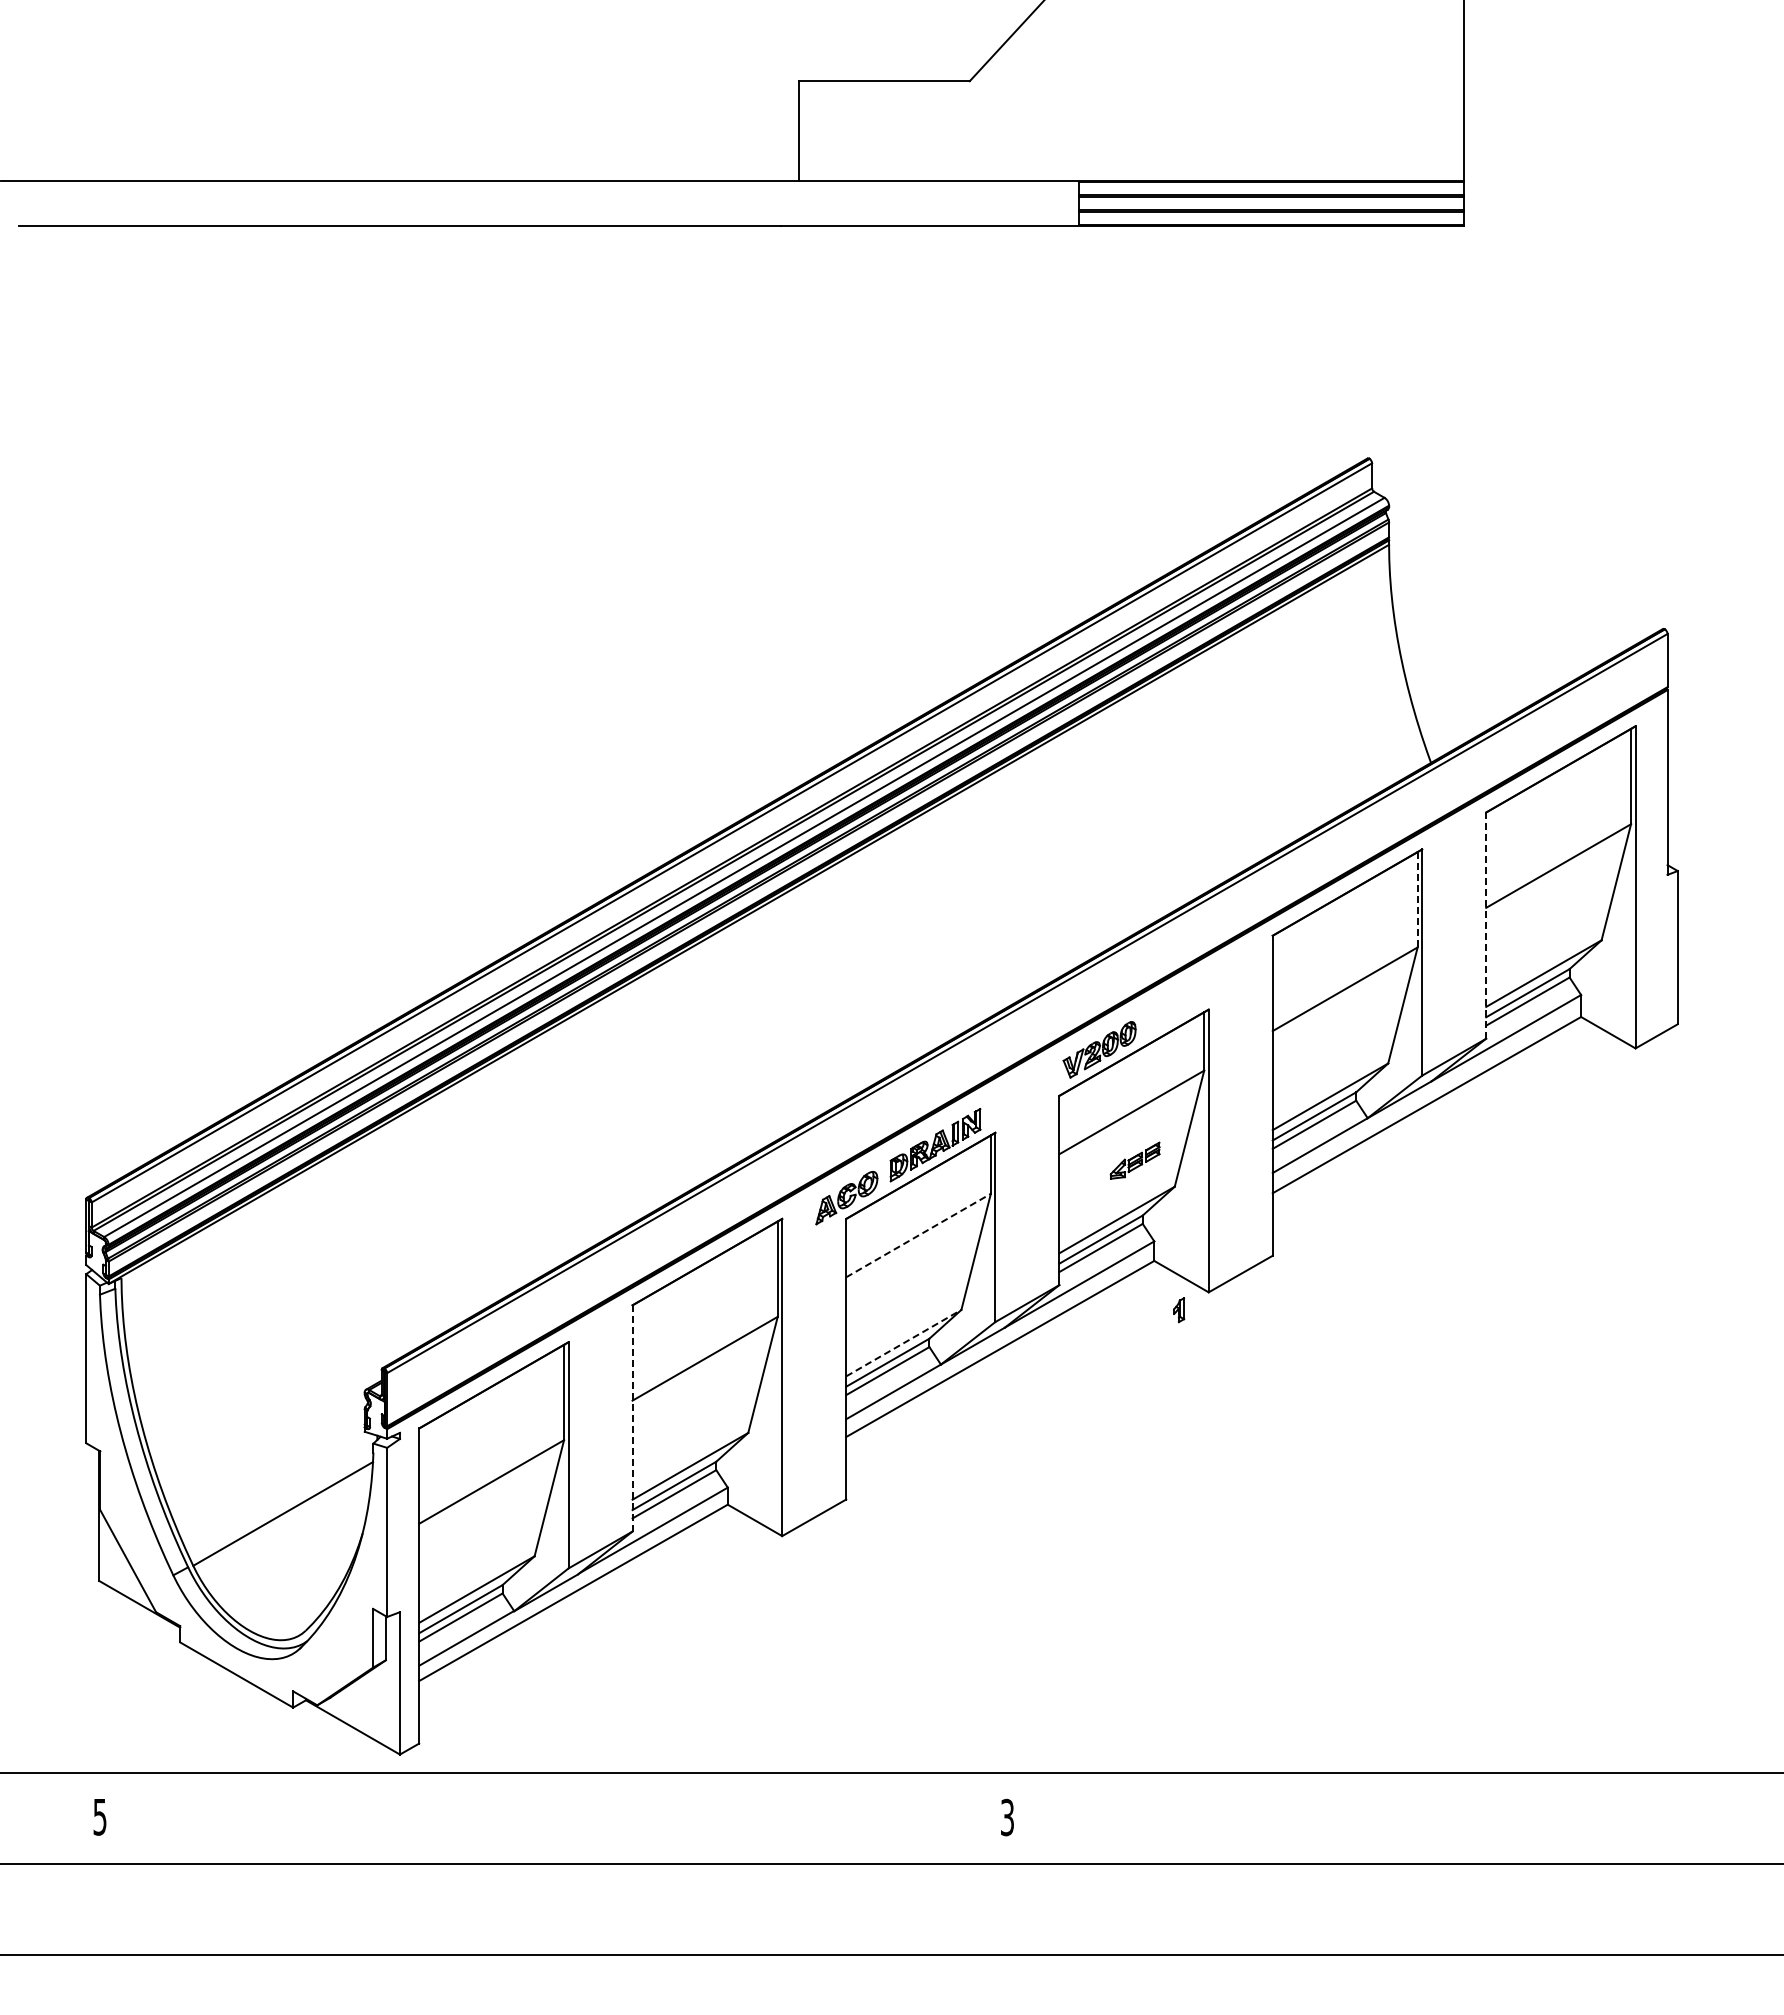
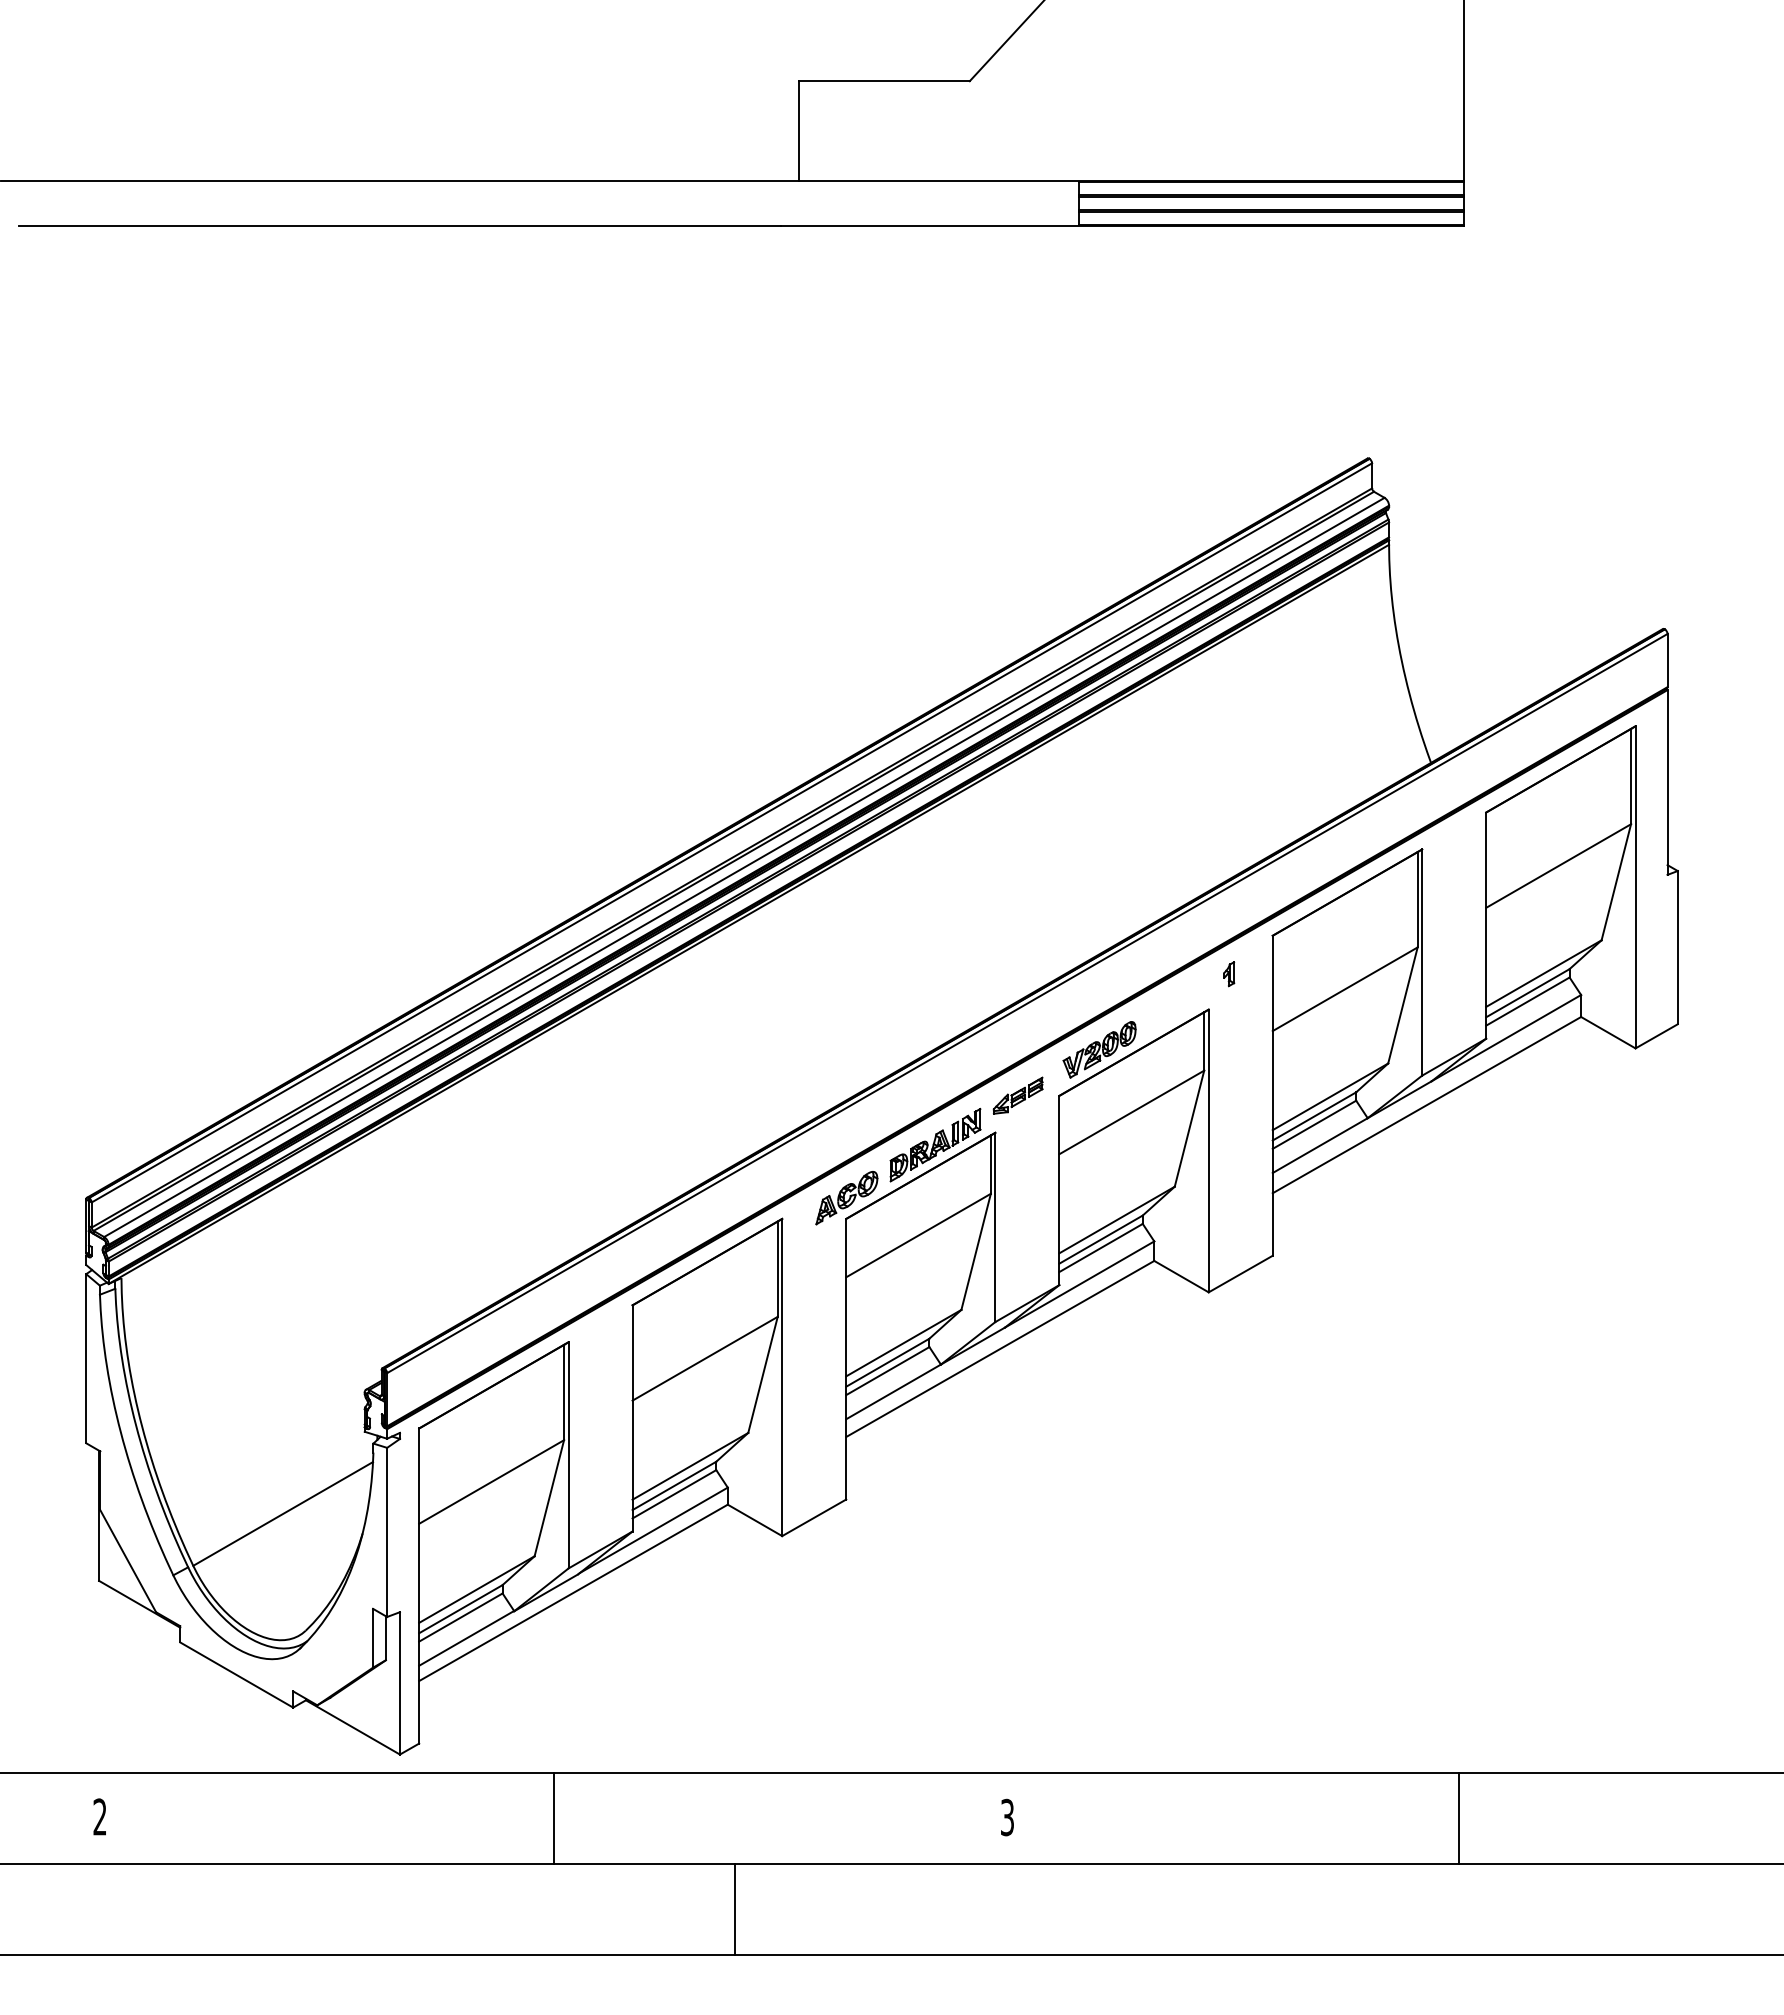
line: dashed -> solid (1417, 899)
line: dashed -> solid (1486, 925)
part position: (1134, 1160) -> (1017, 1095) (1017, 1095)
line: dashed -> solid (918, 1235)
part position: (1179, 1310) -> (1229, 974) (1229, 974)
line: dashed -> solid (904, 1342)
line: dashed -> solid (632, 1417)
text: 5 -> 2 (99, 1816)
line: none -> present (554, 1818)
line: none -> present (1459, 1818)
line: none -> present (735, 1909)
